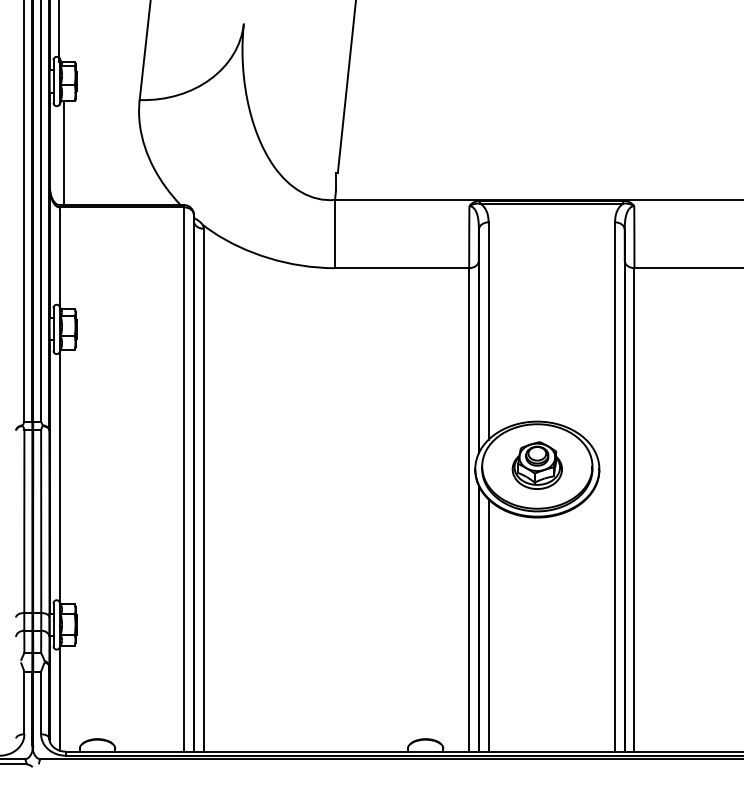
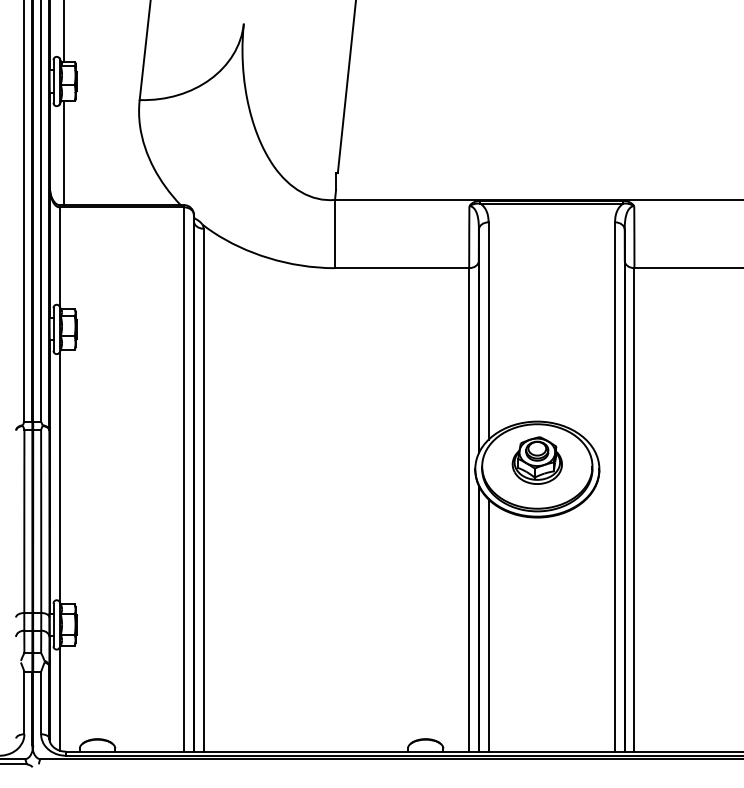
line position: (58, 32) -> (63, 32) (63, 32)
part position: (536, 465) -> (536, 460) (536, 460)
